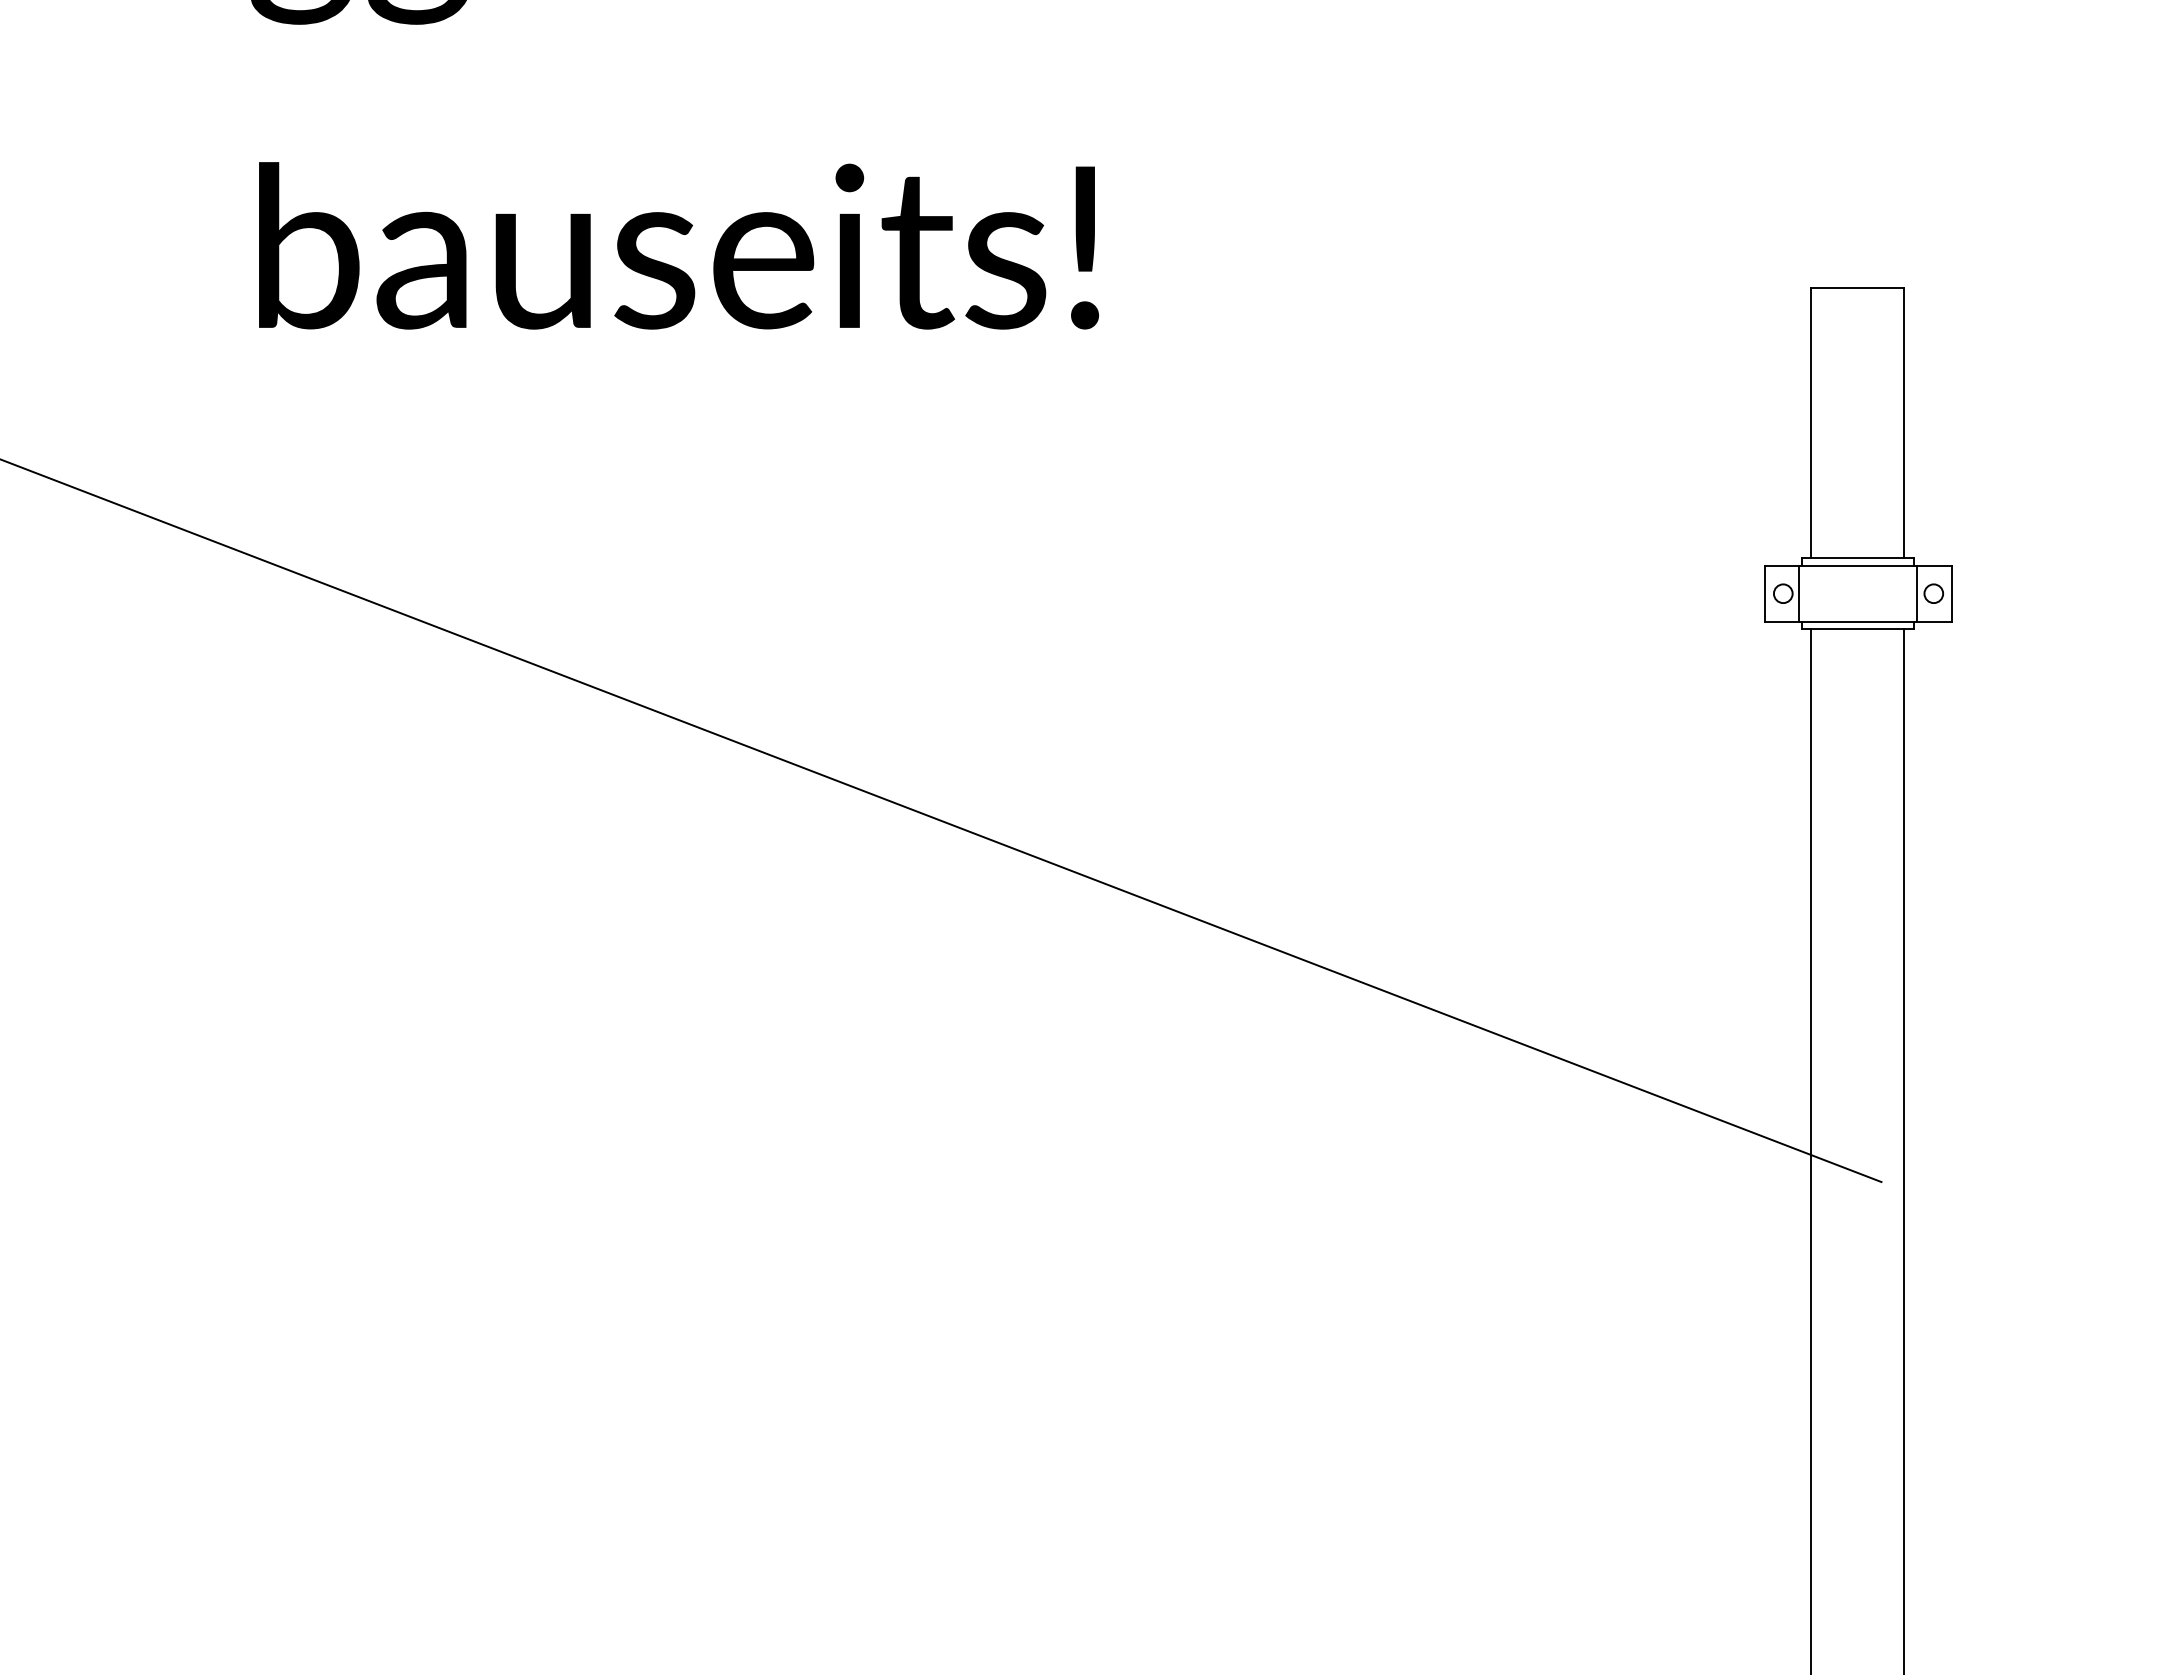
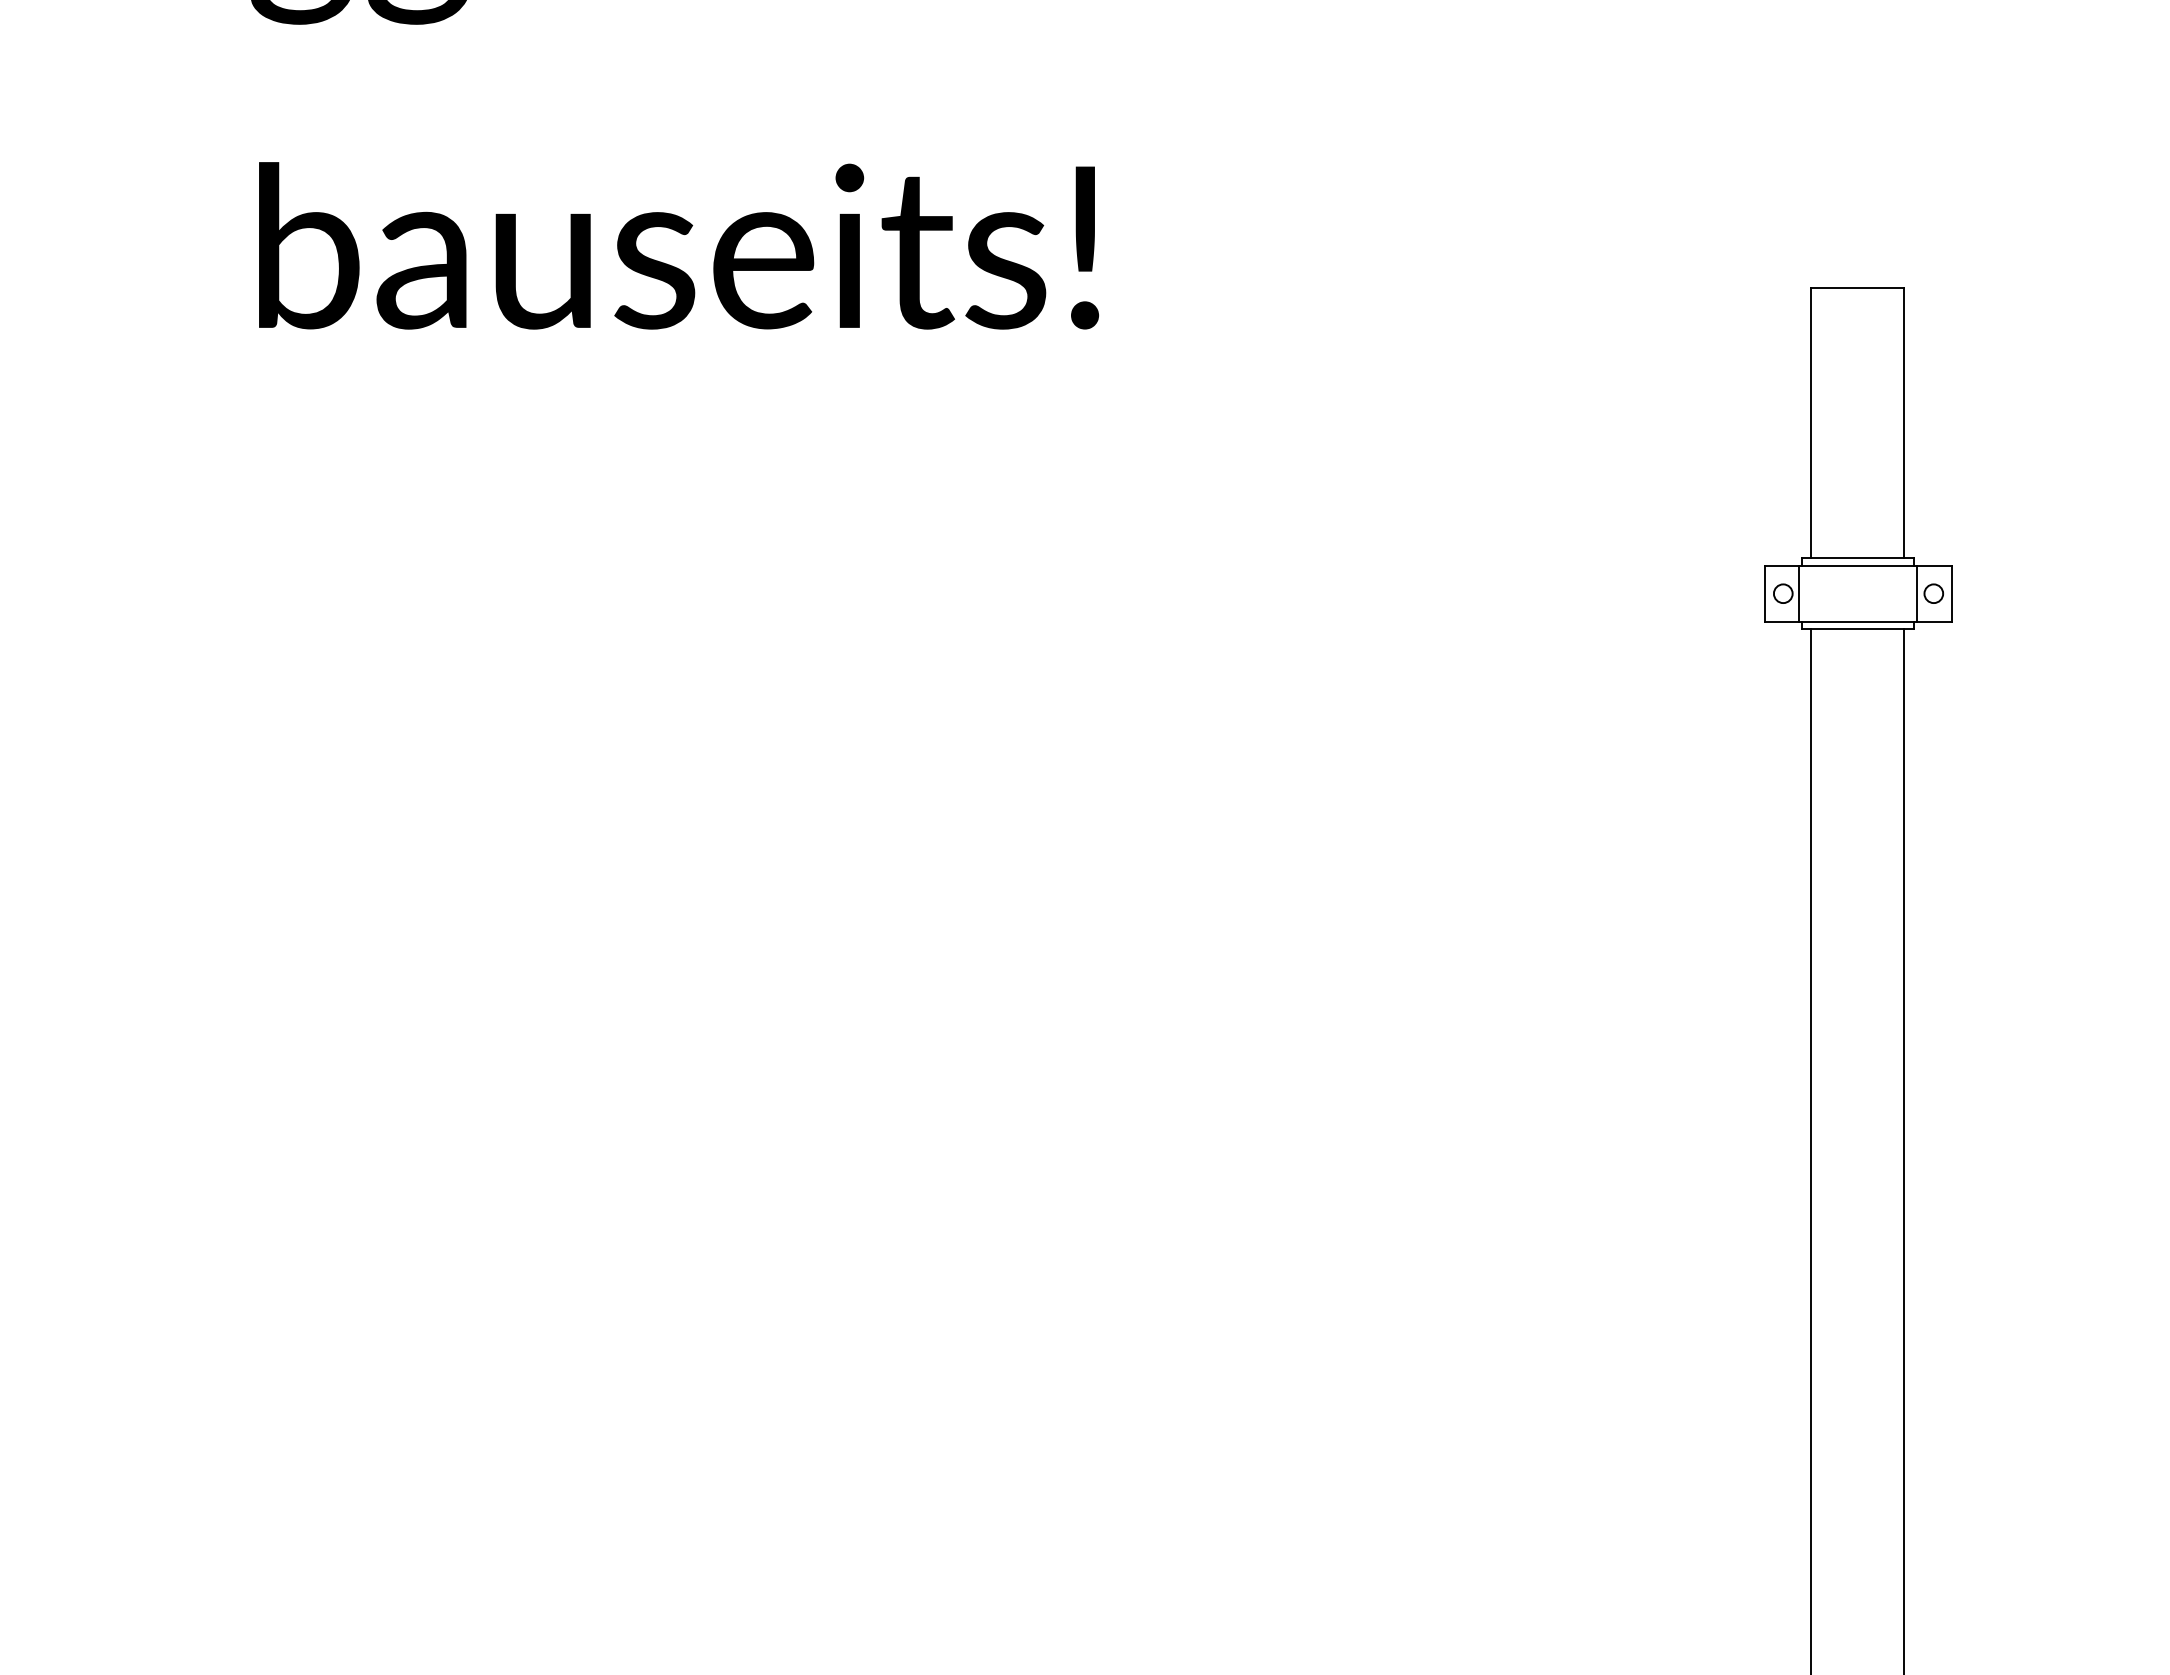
line: present -> none (941, 821)
